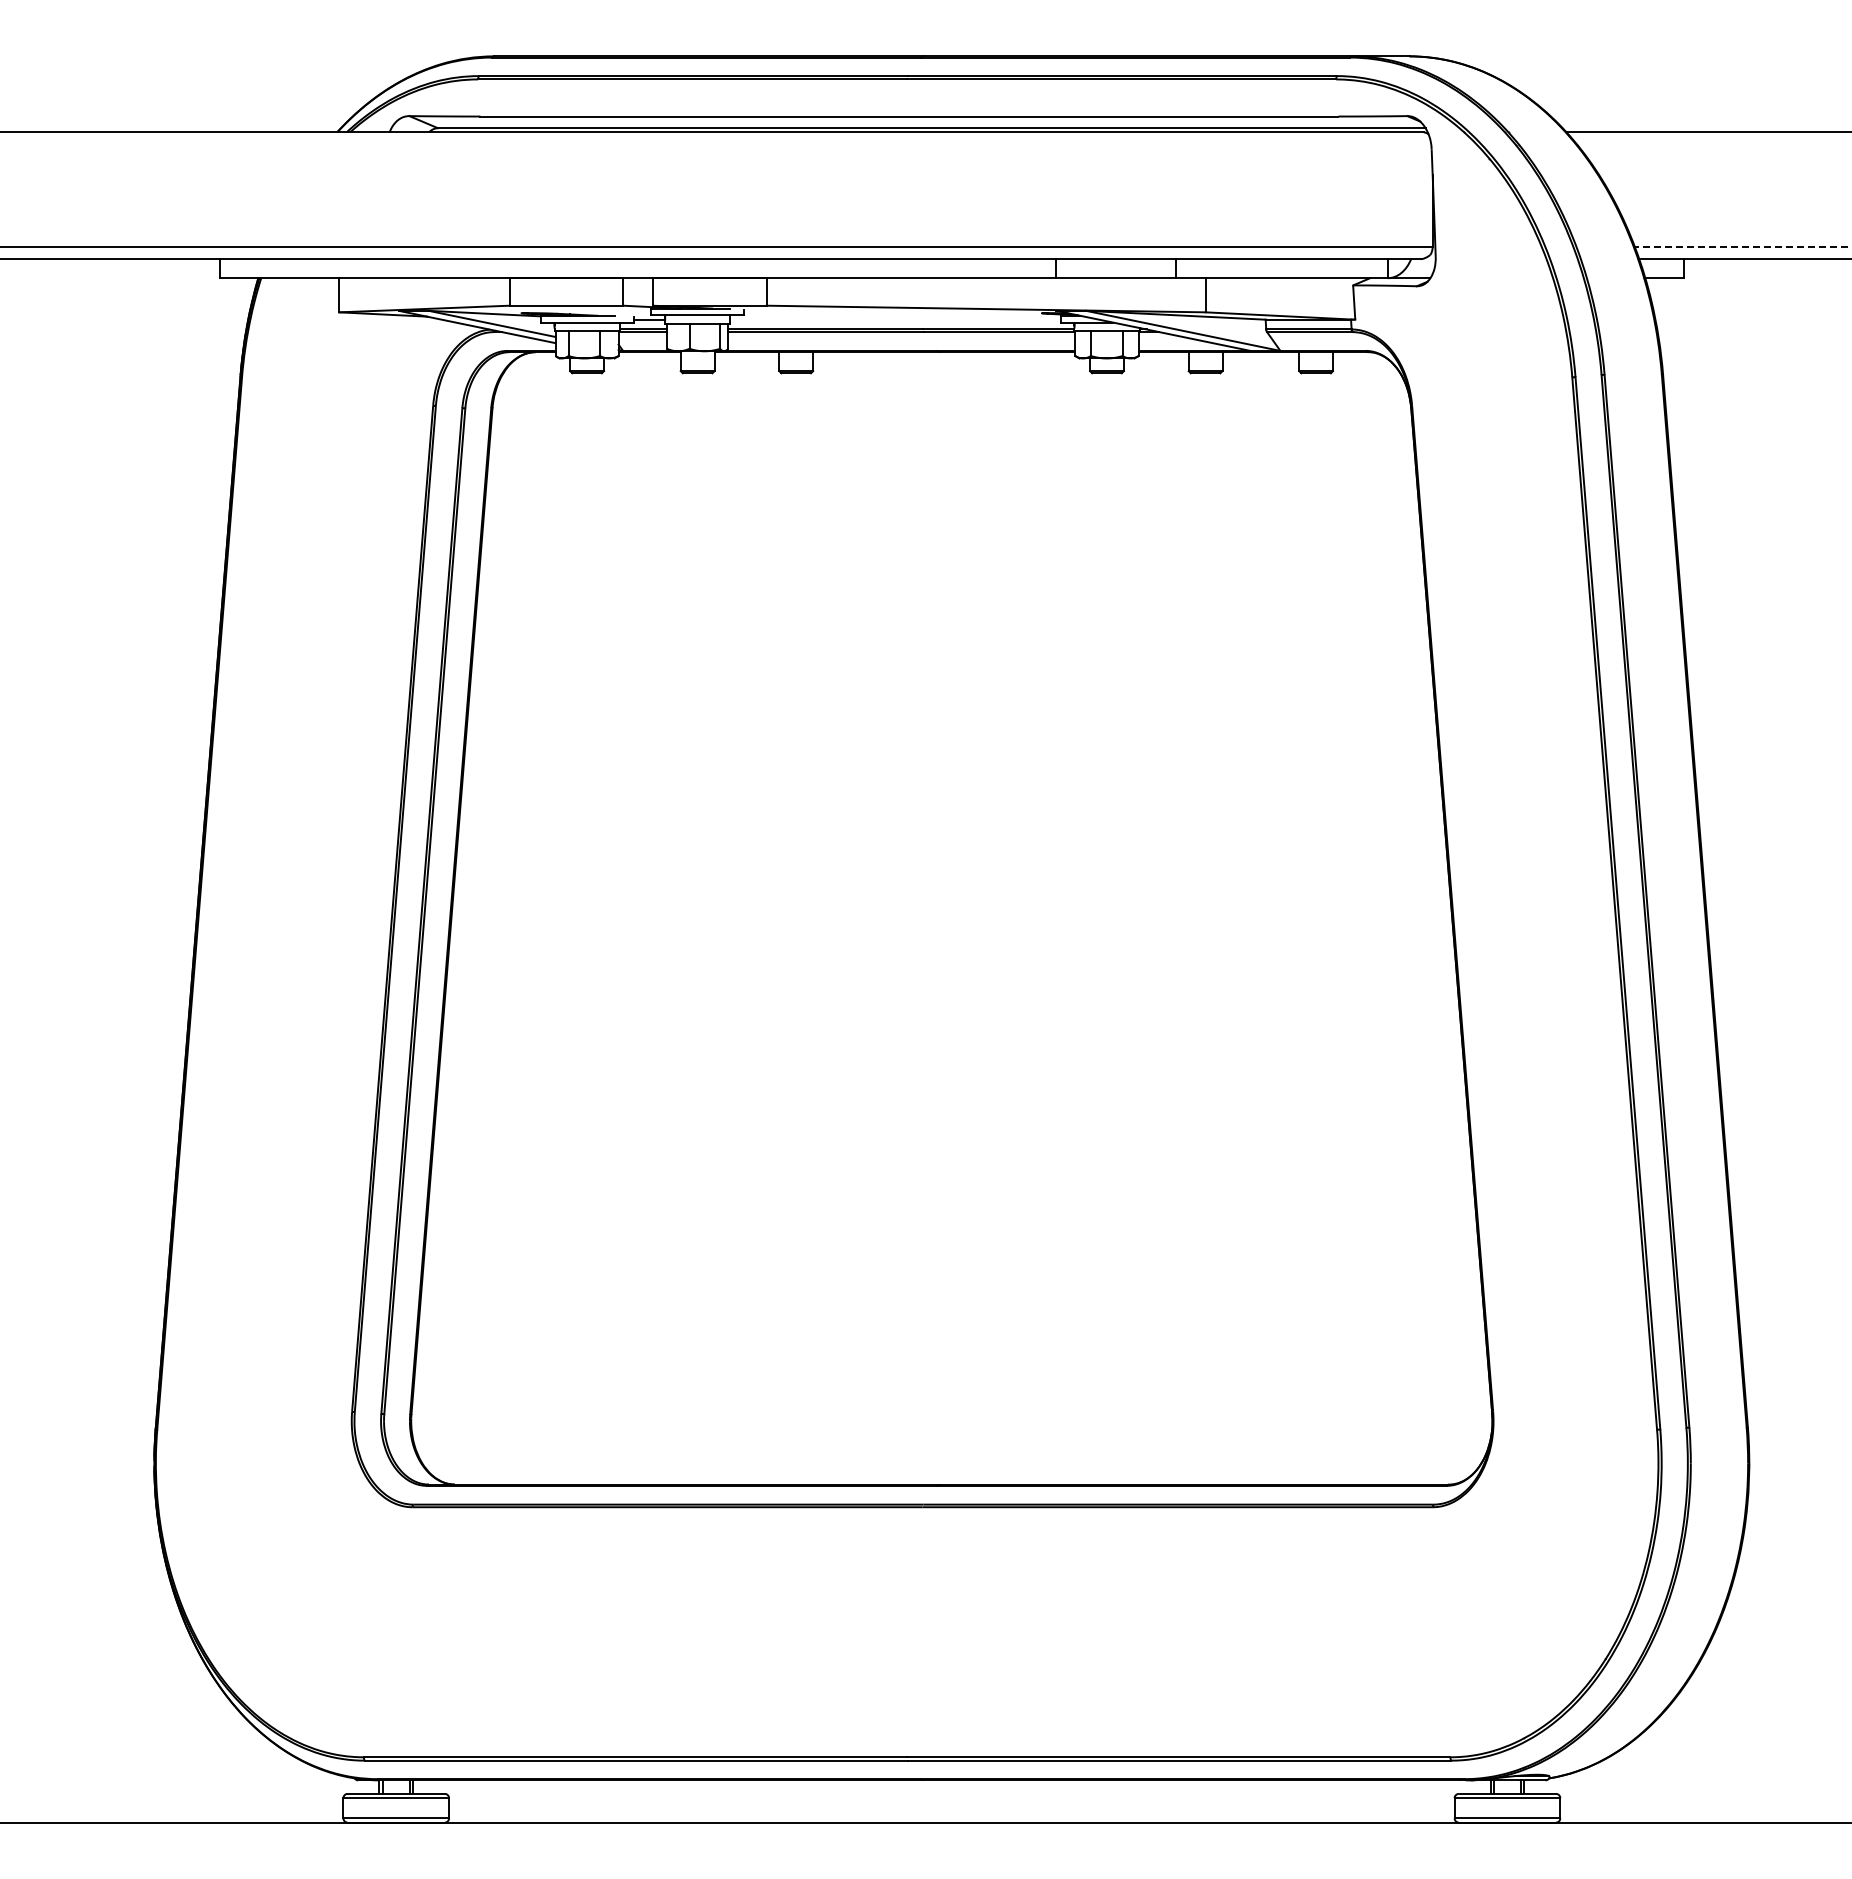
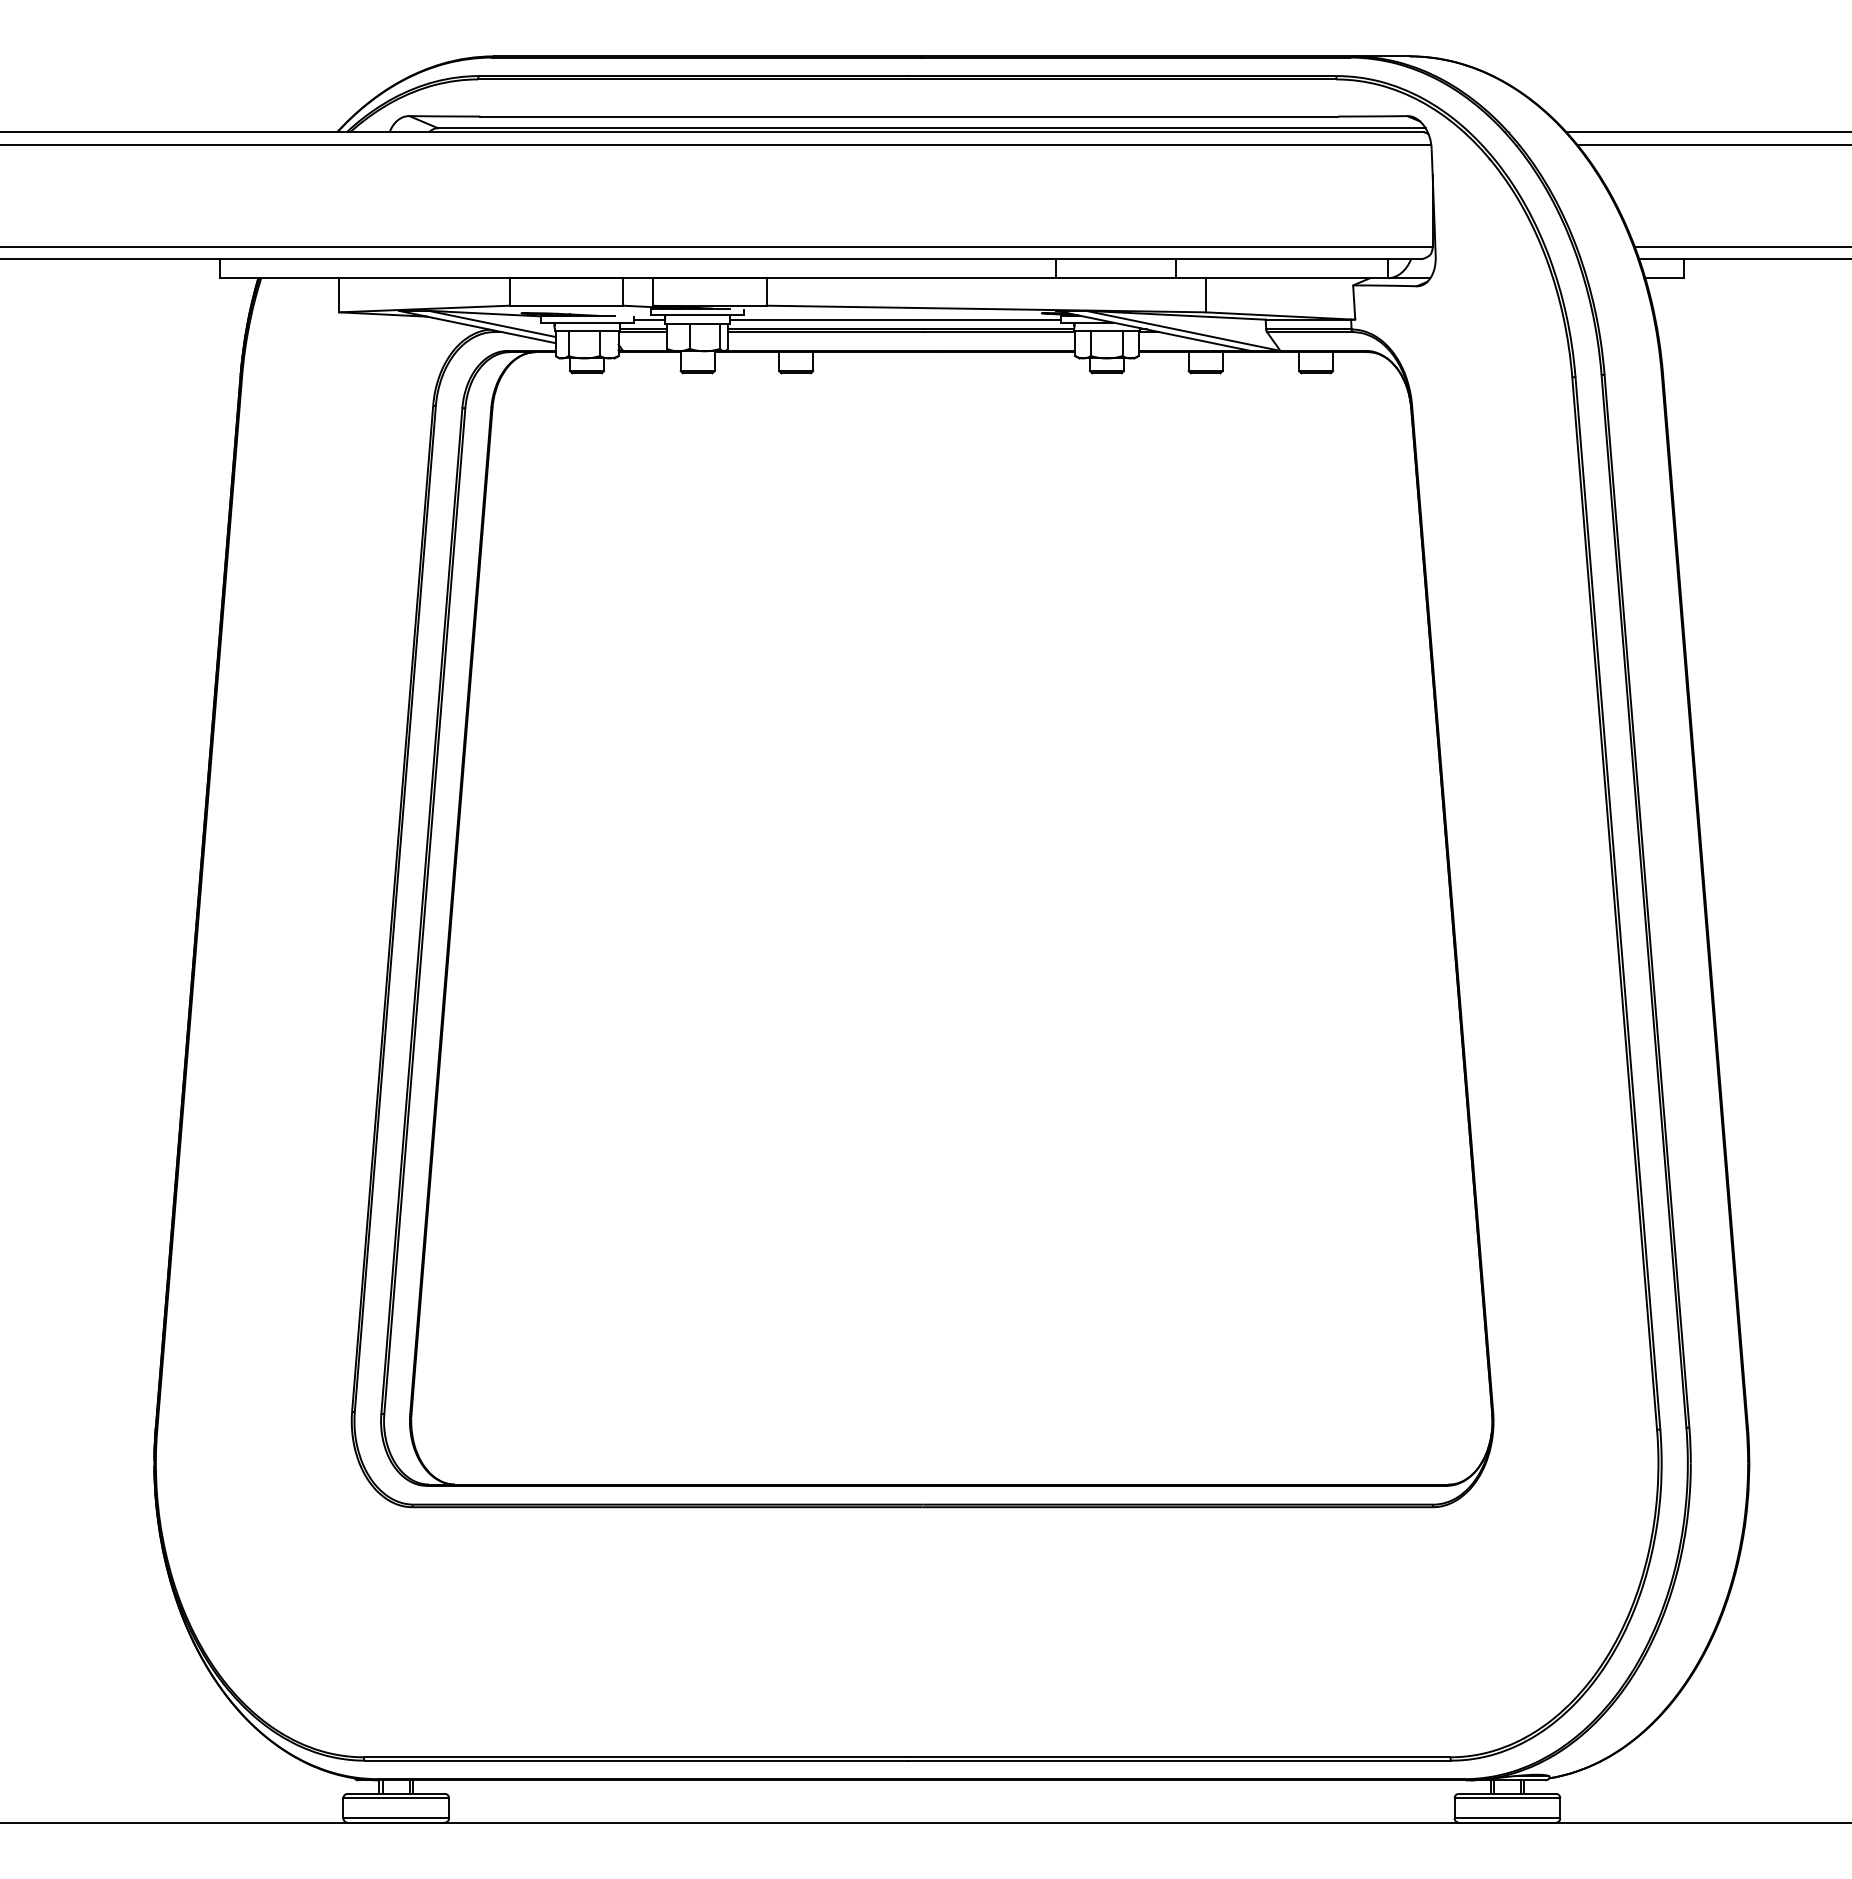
line: none -> present (716, 145)
line: none -> present (1712, 145)
line: dashed -> solid (1742, 246)
line: none -> present (895, 319)
